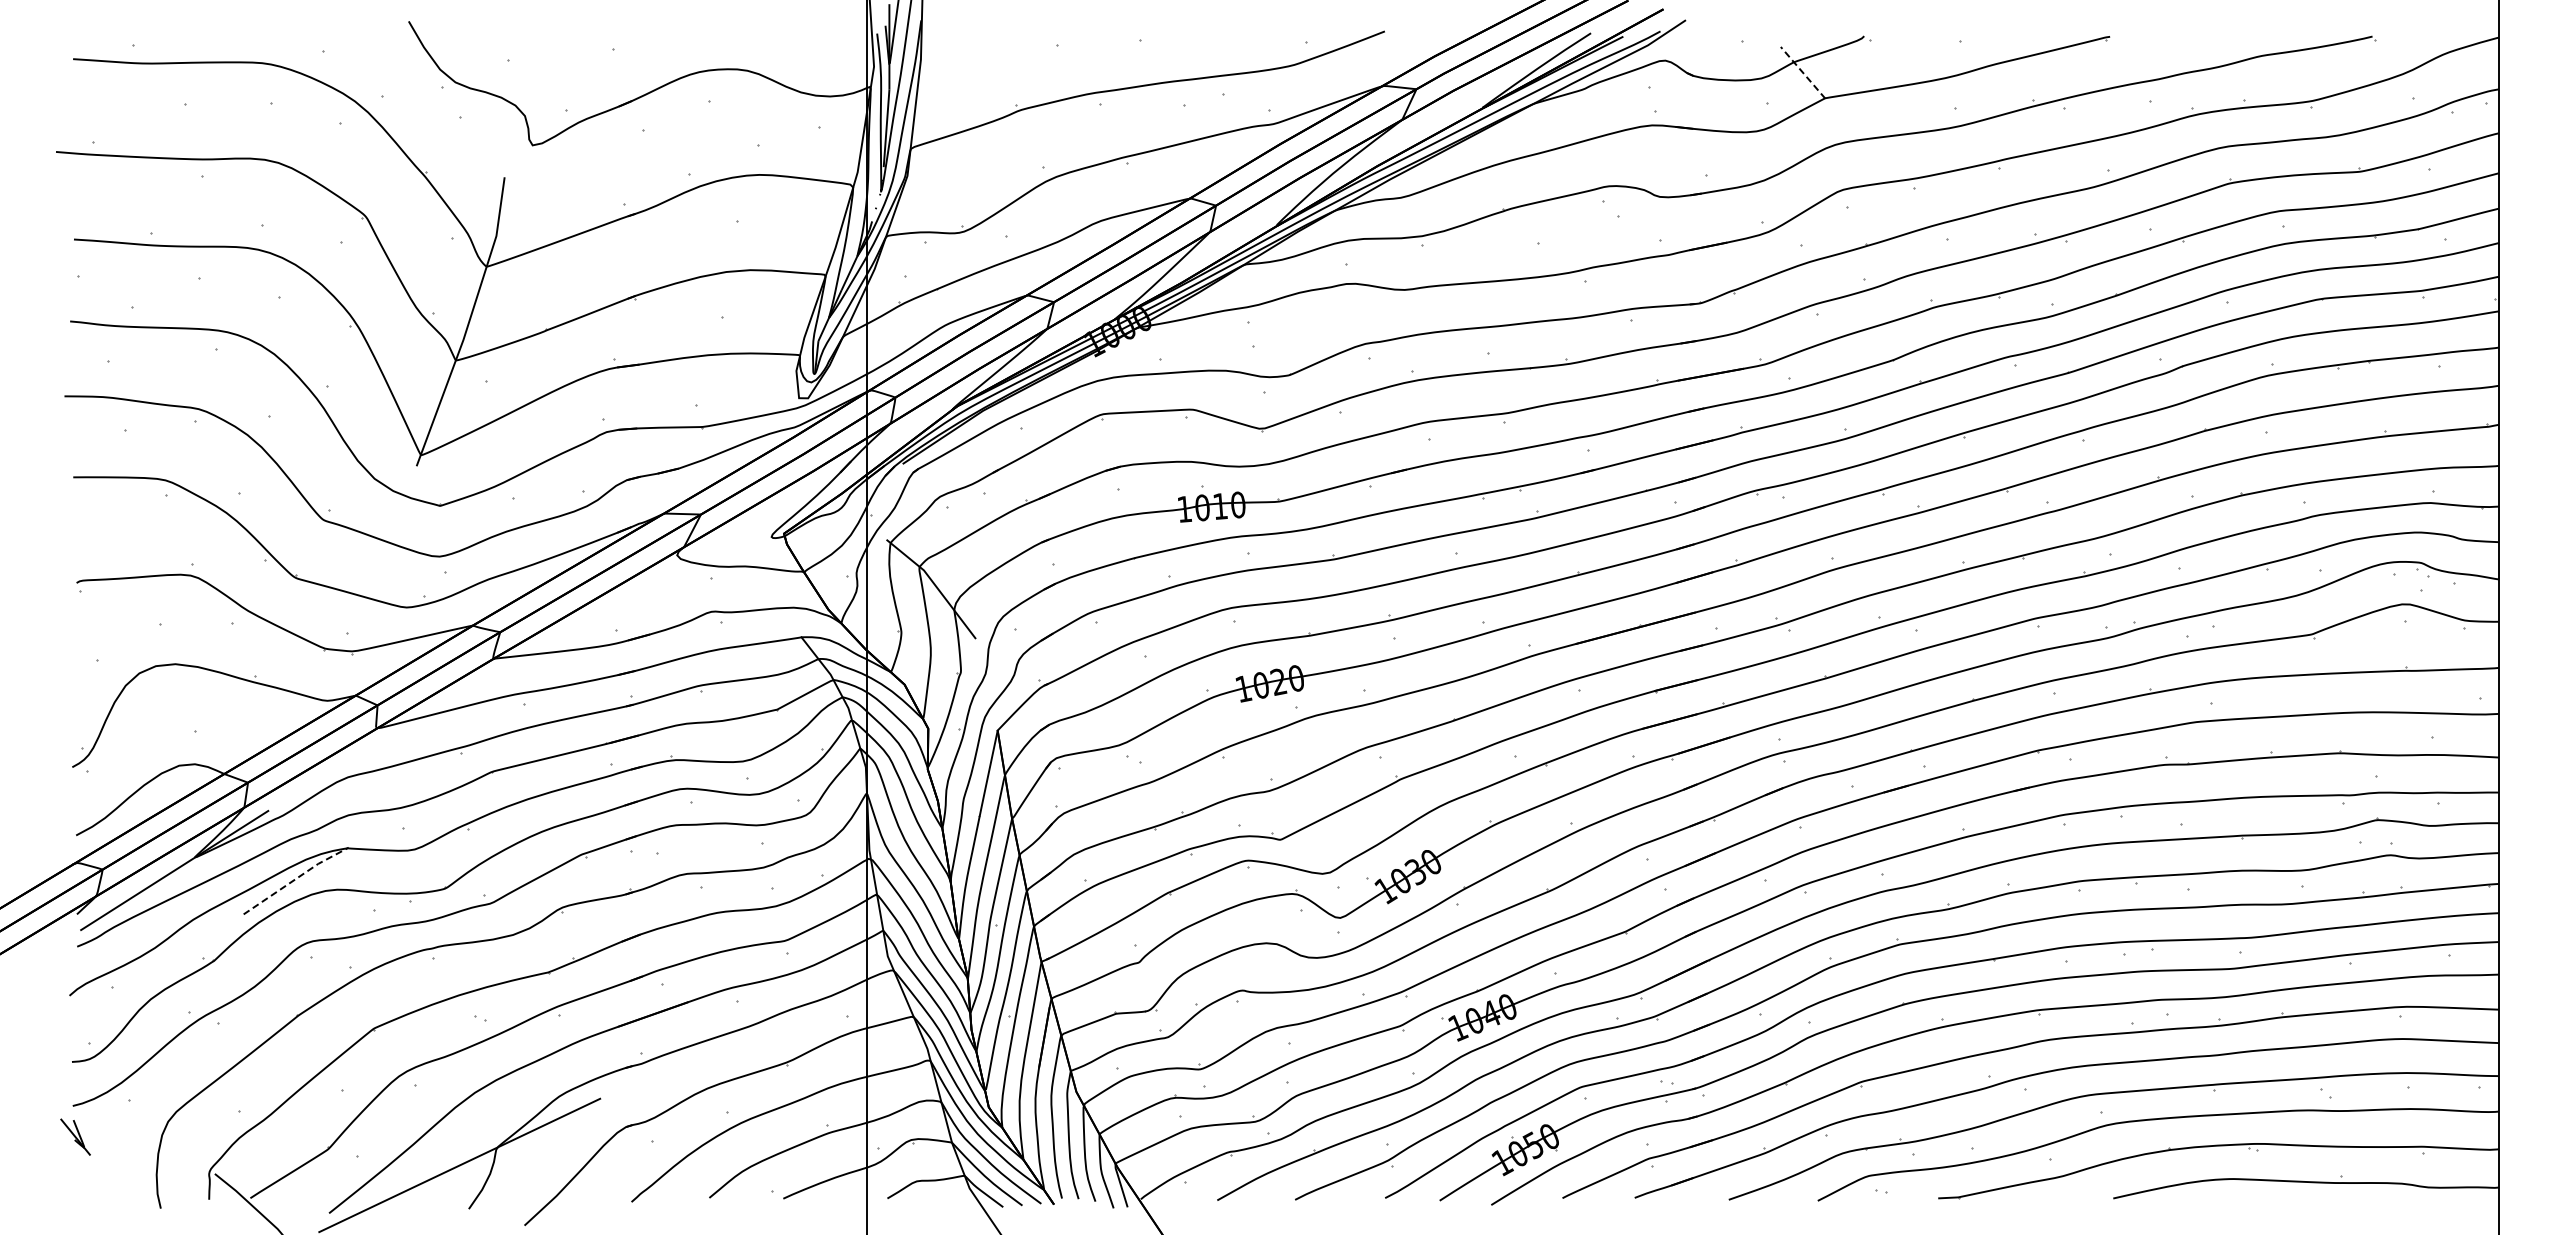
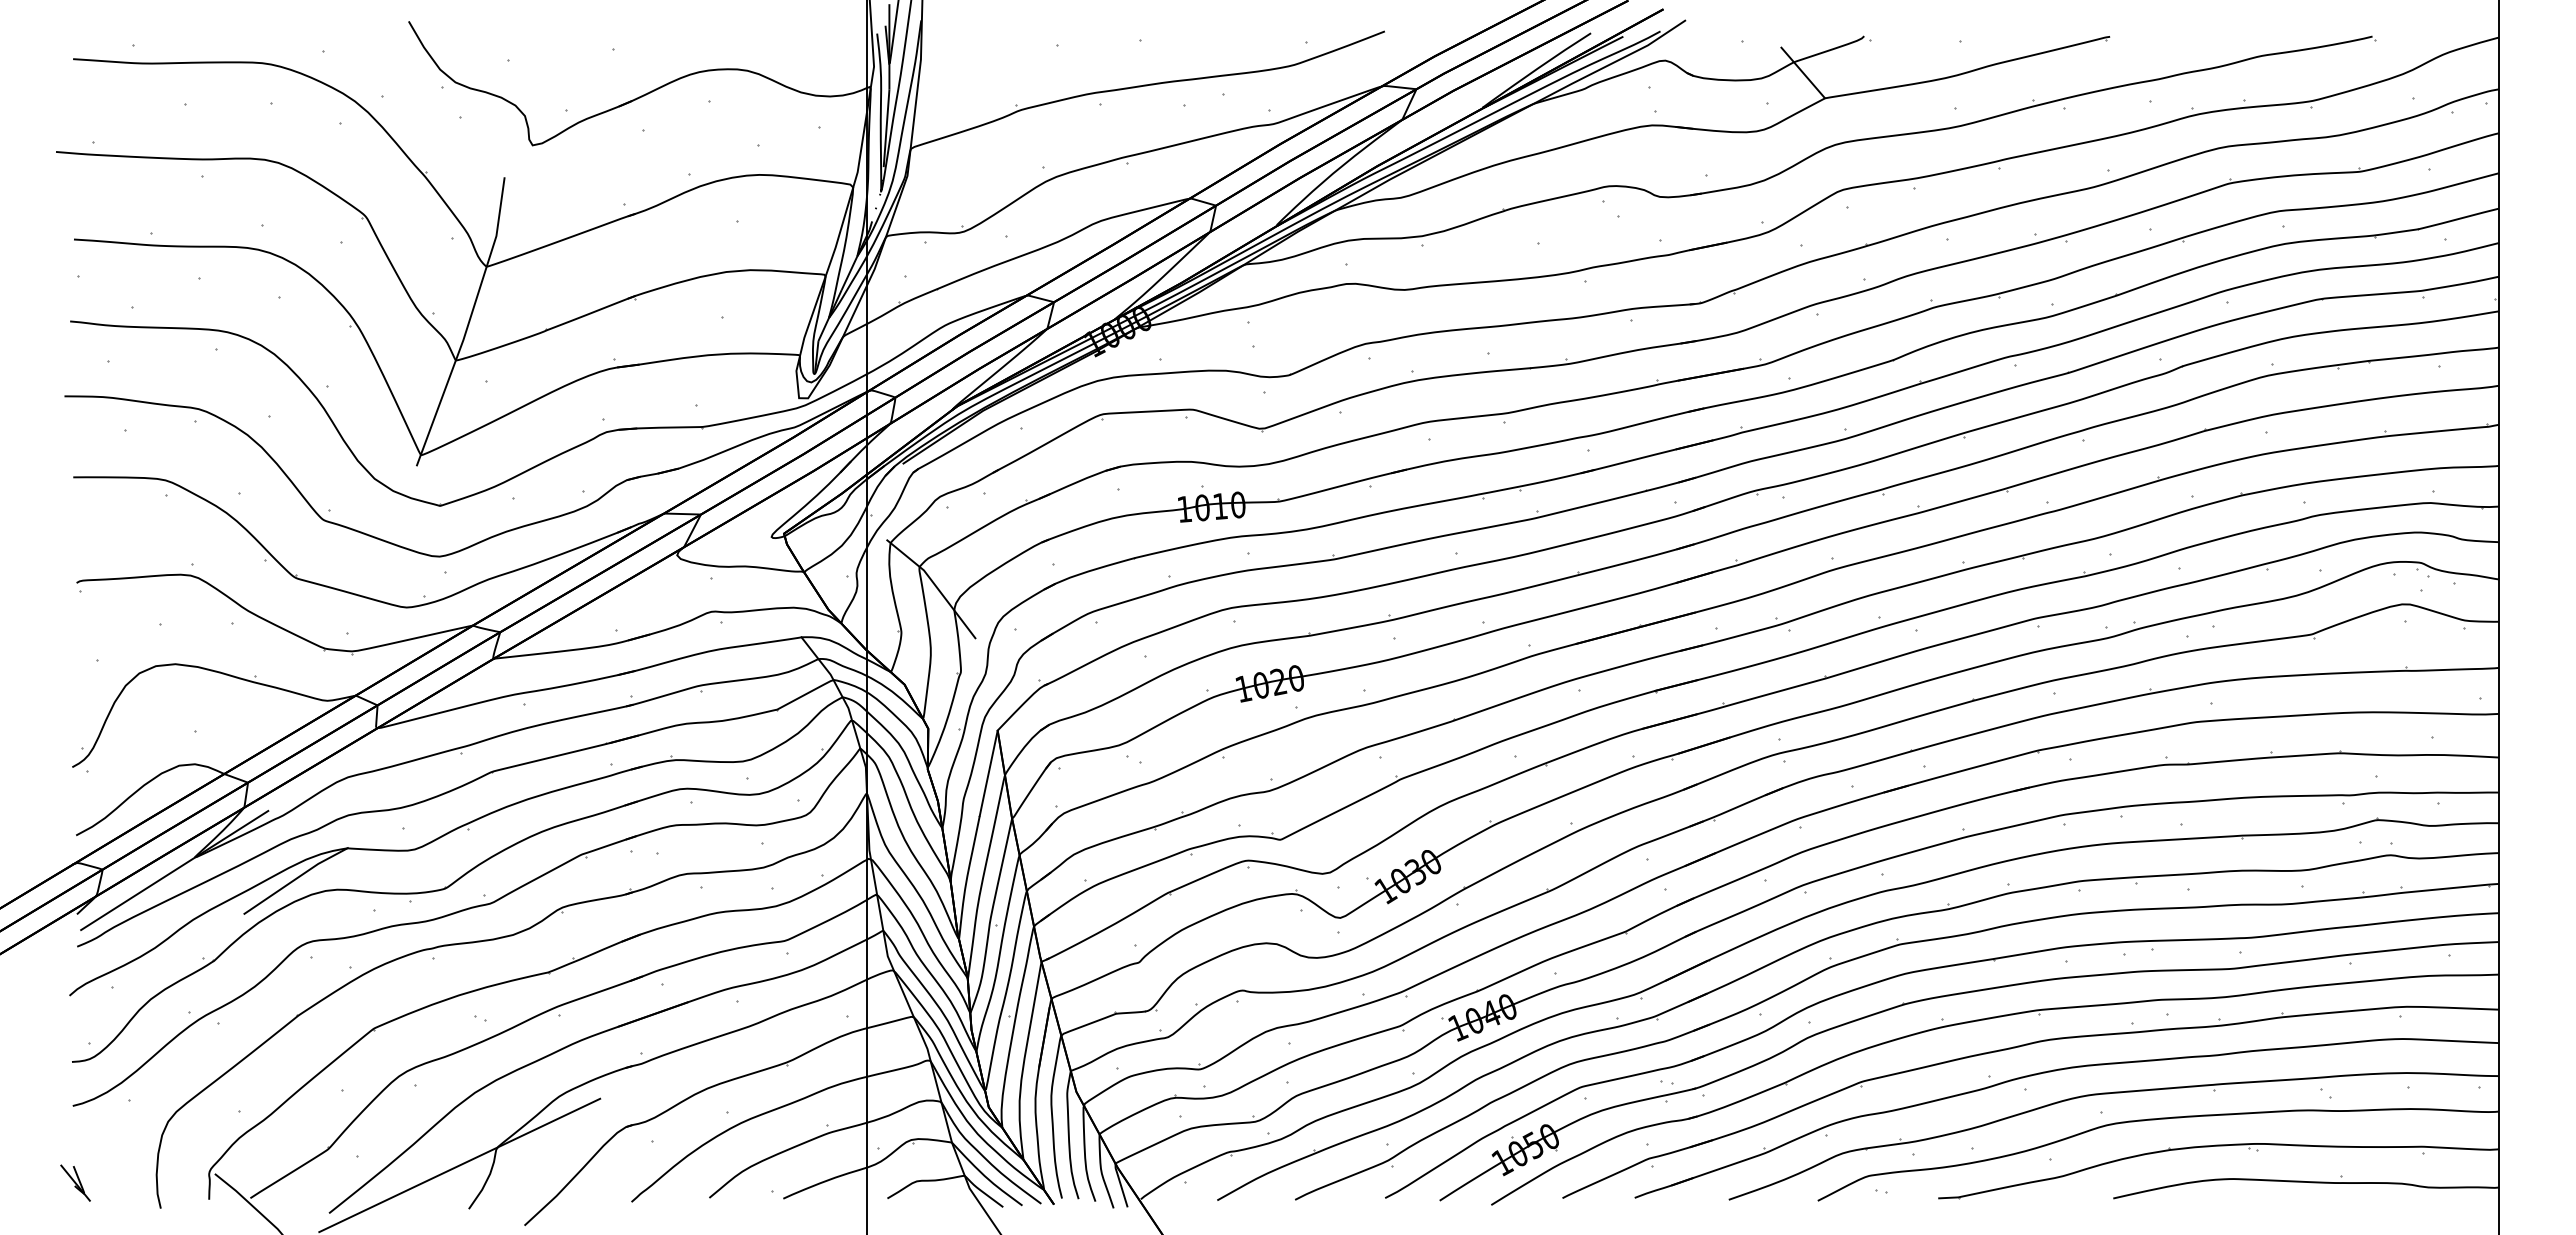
line: dashed -> solid (1802, 72)
line: dashed -> solid (296, 878)
part position: (75, 1136) -> (75, 1182) (75, 1182)
